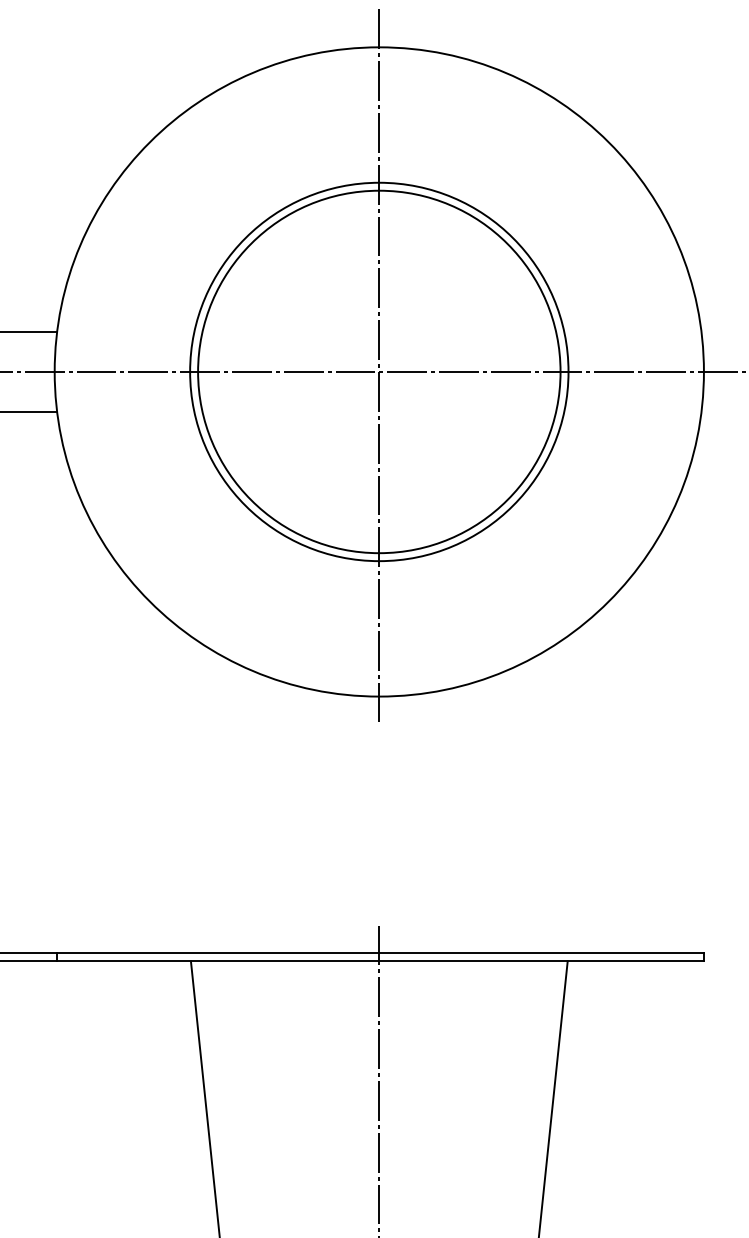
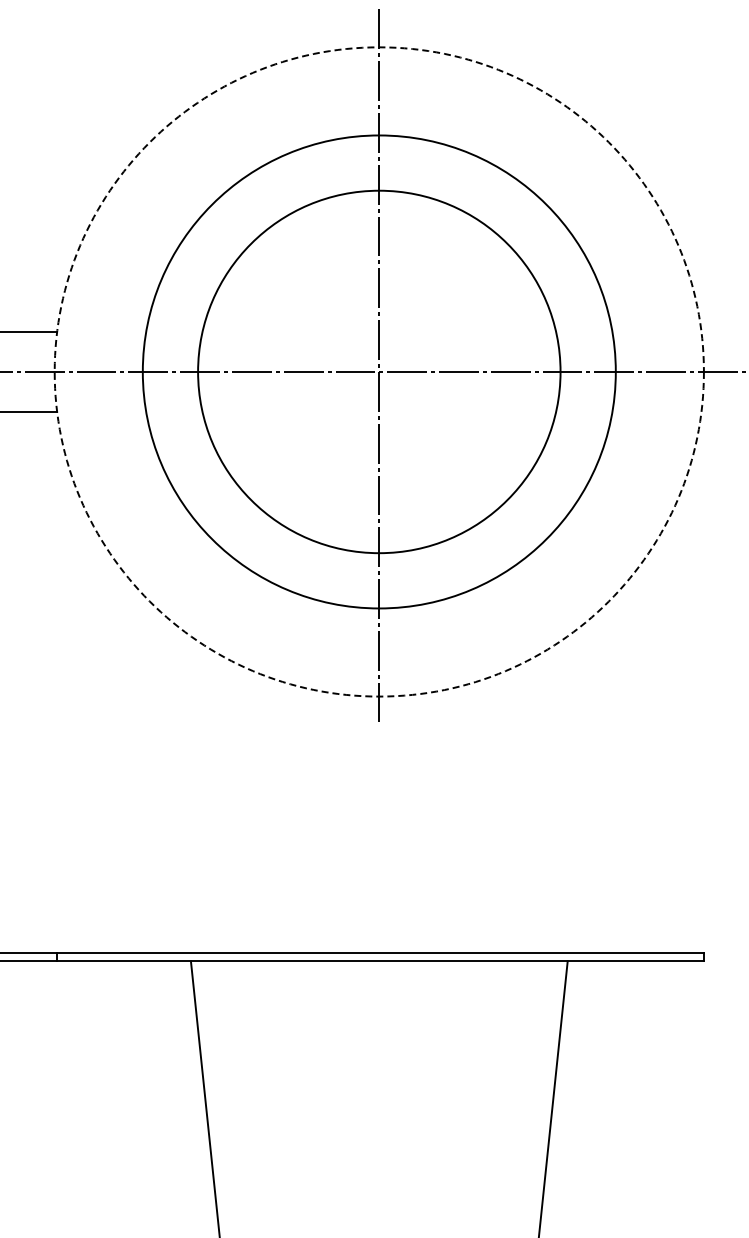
circle: solid -> dashed (378, 371)
circle diameter: 378 px -> 473 px (378, 371)
line: present -> none (379, 1079)
